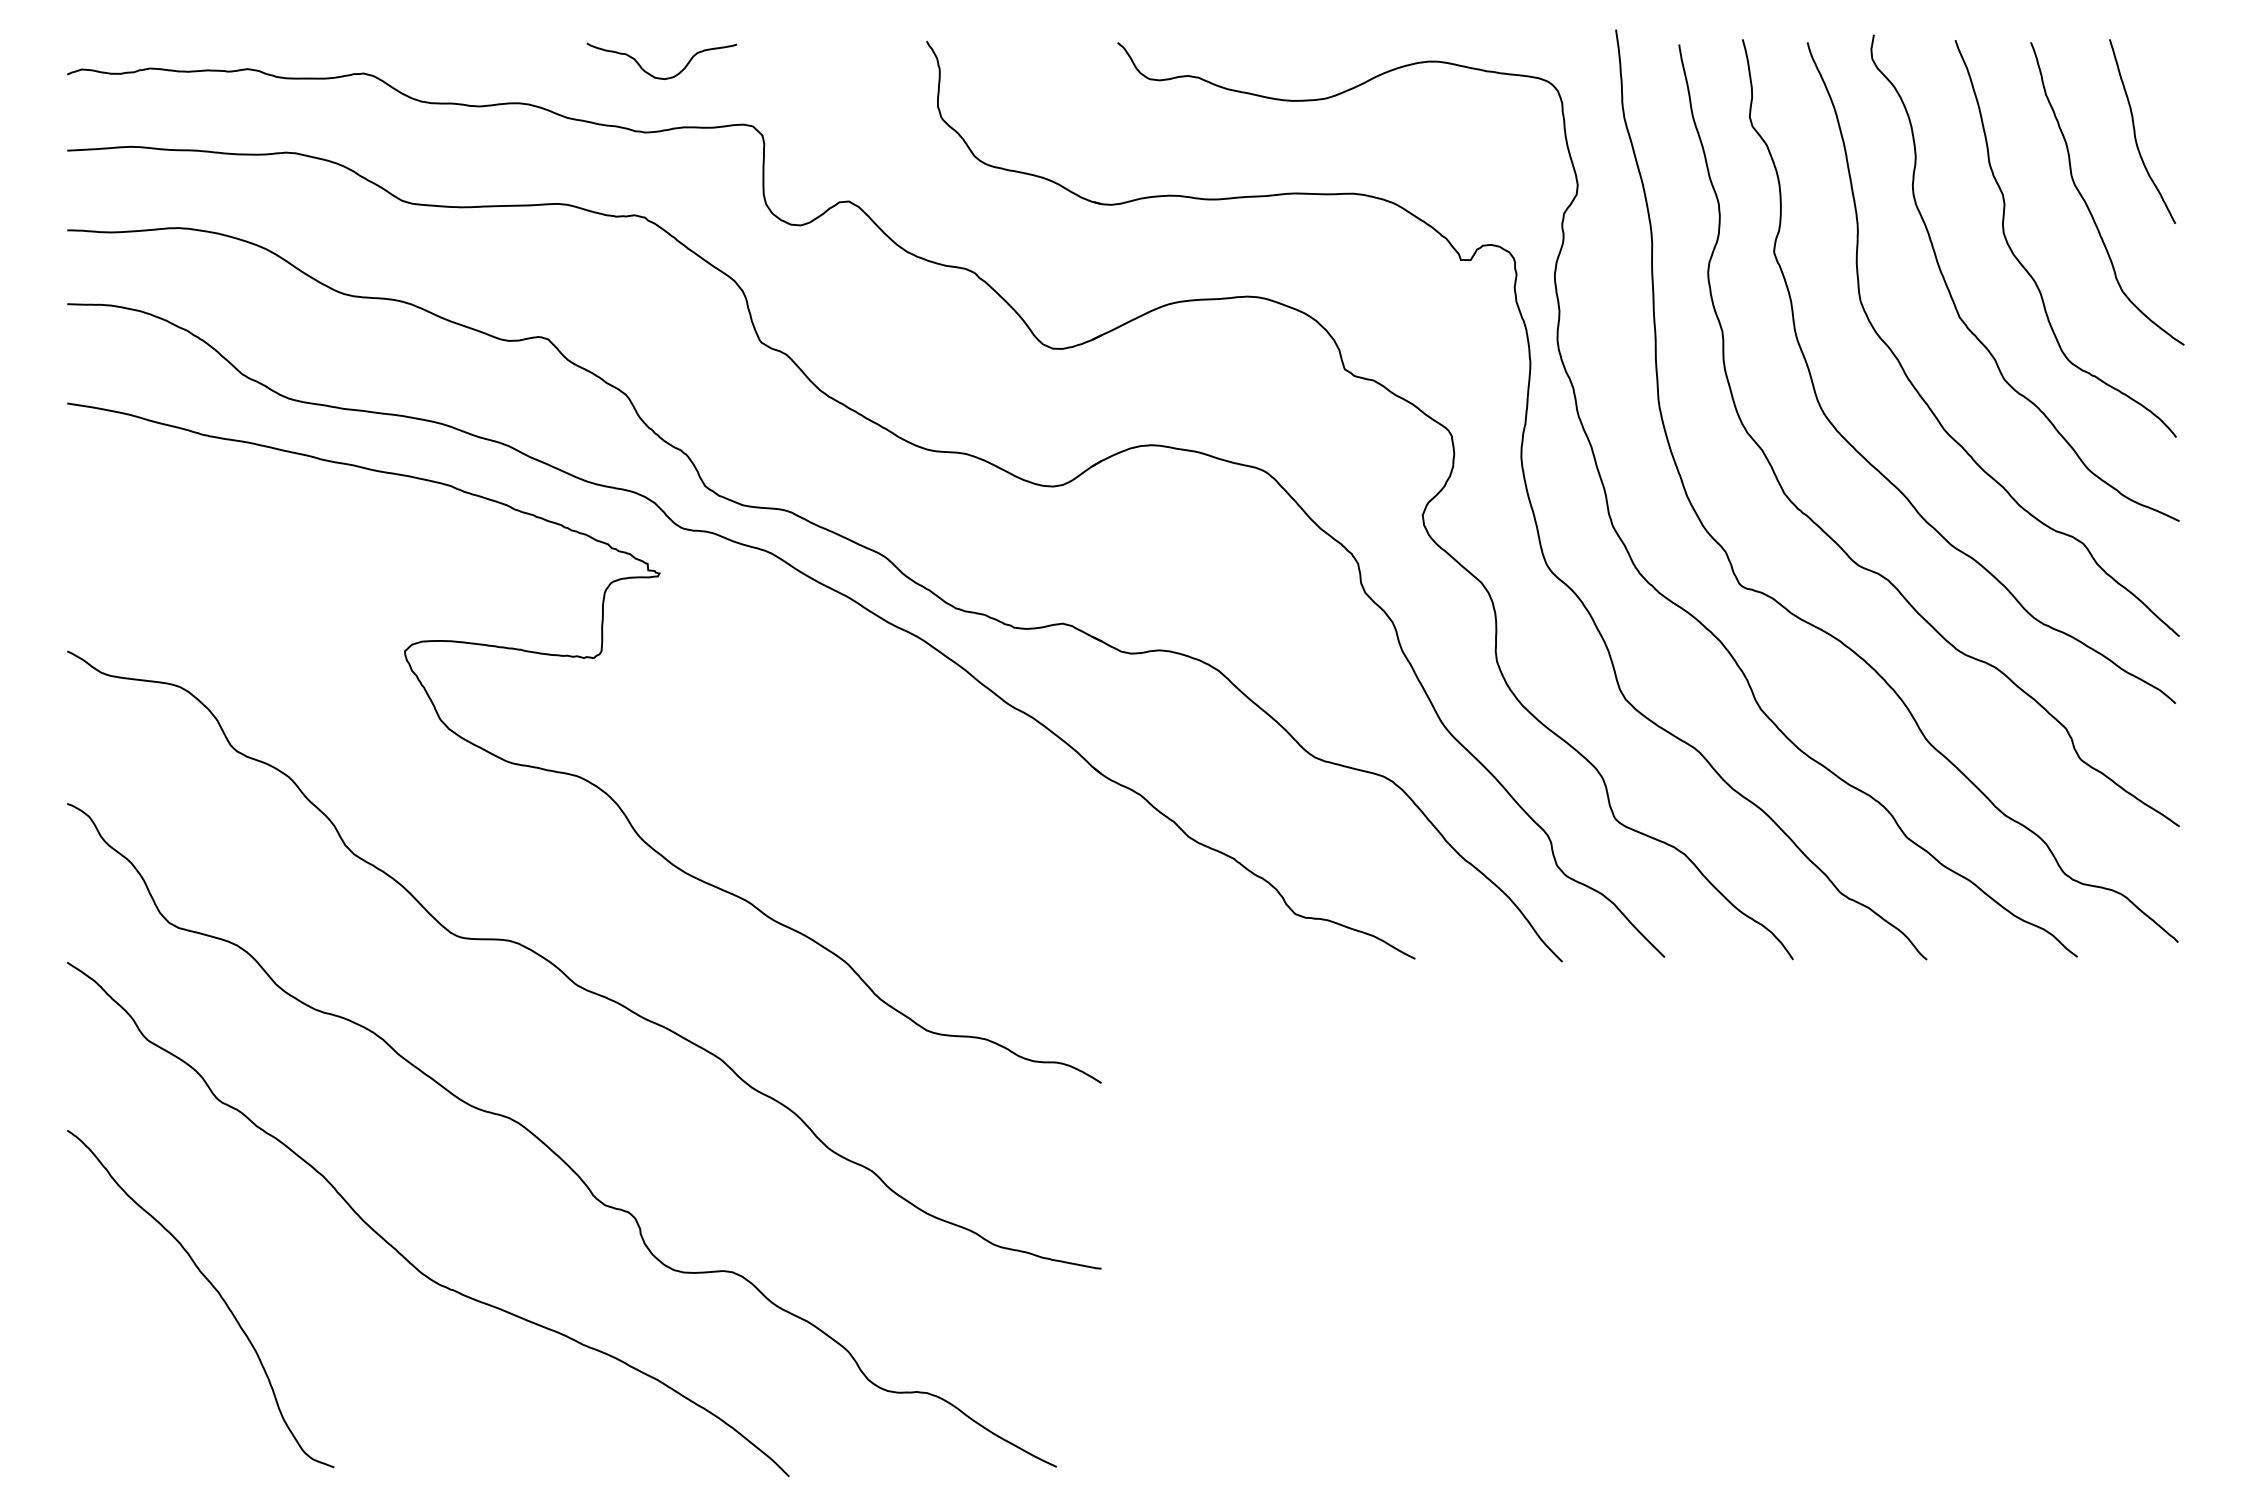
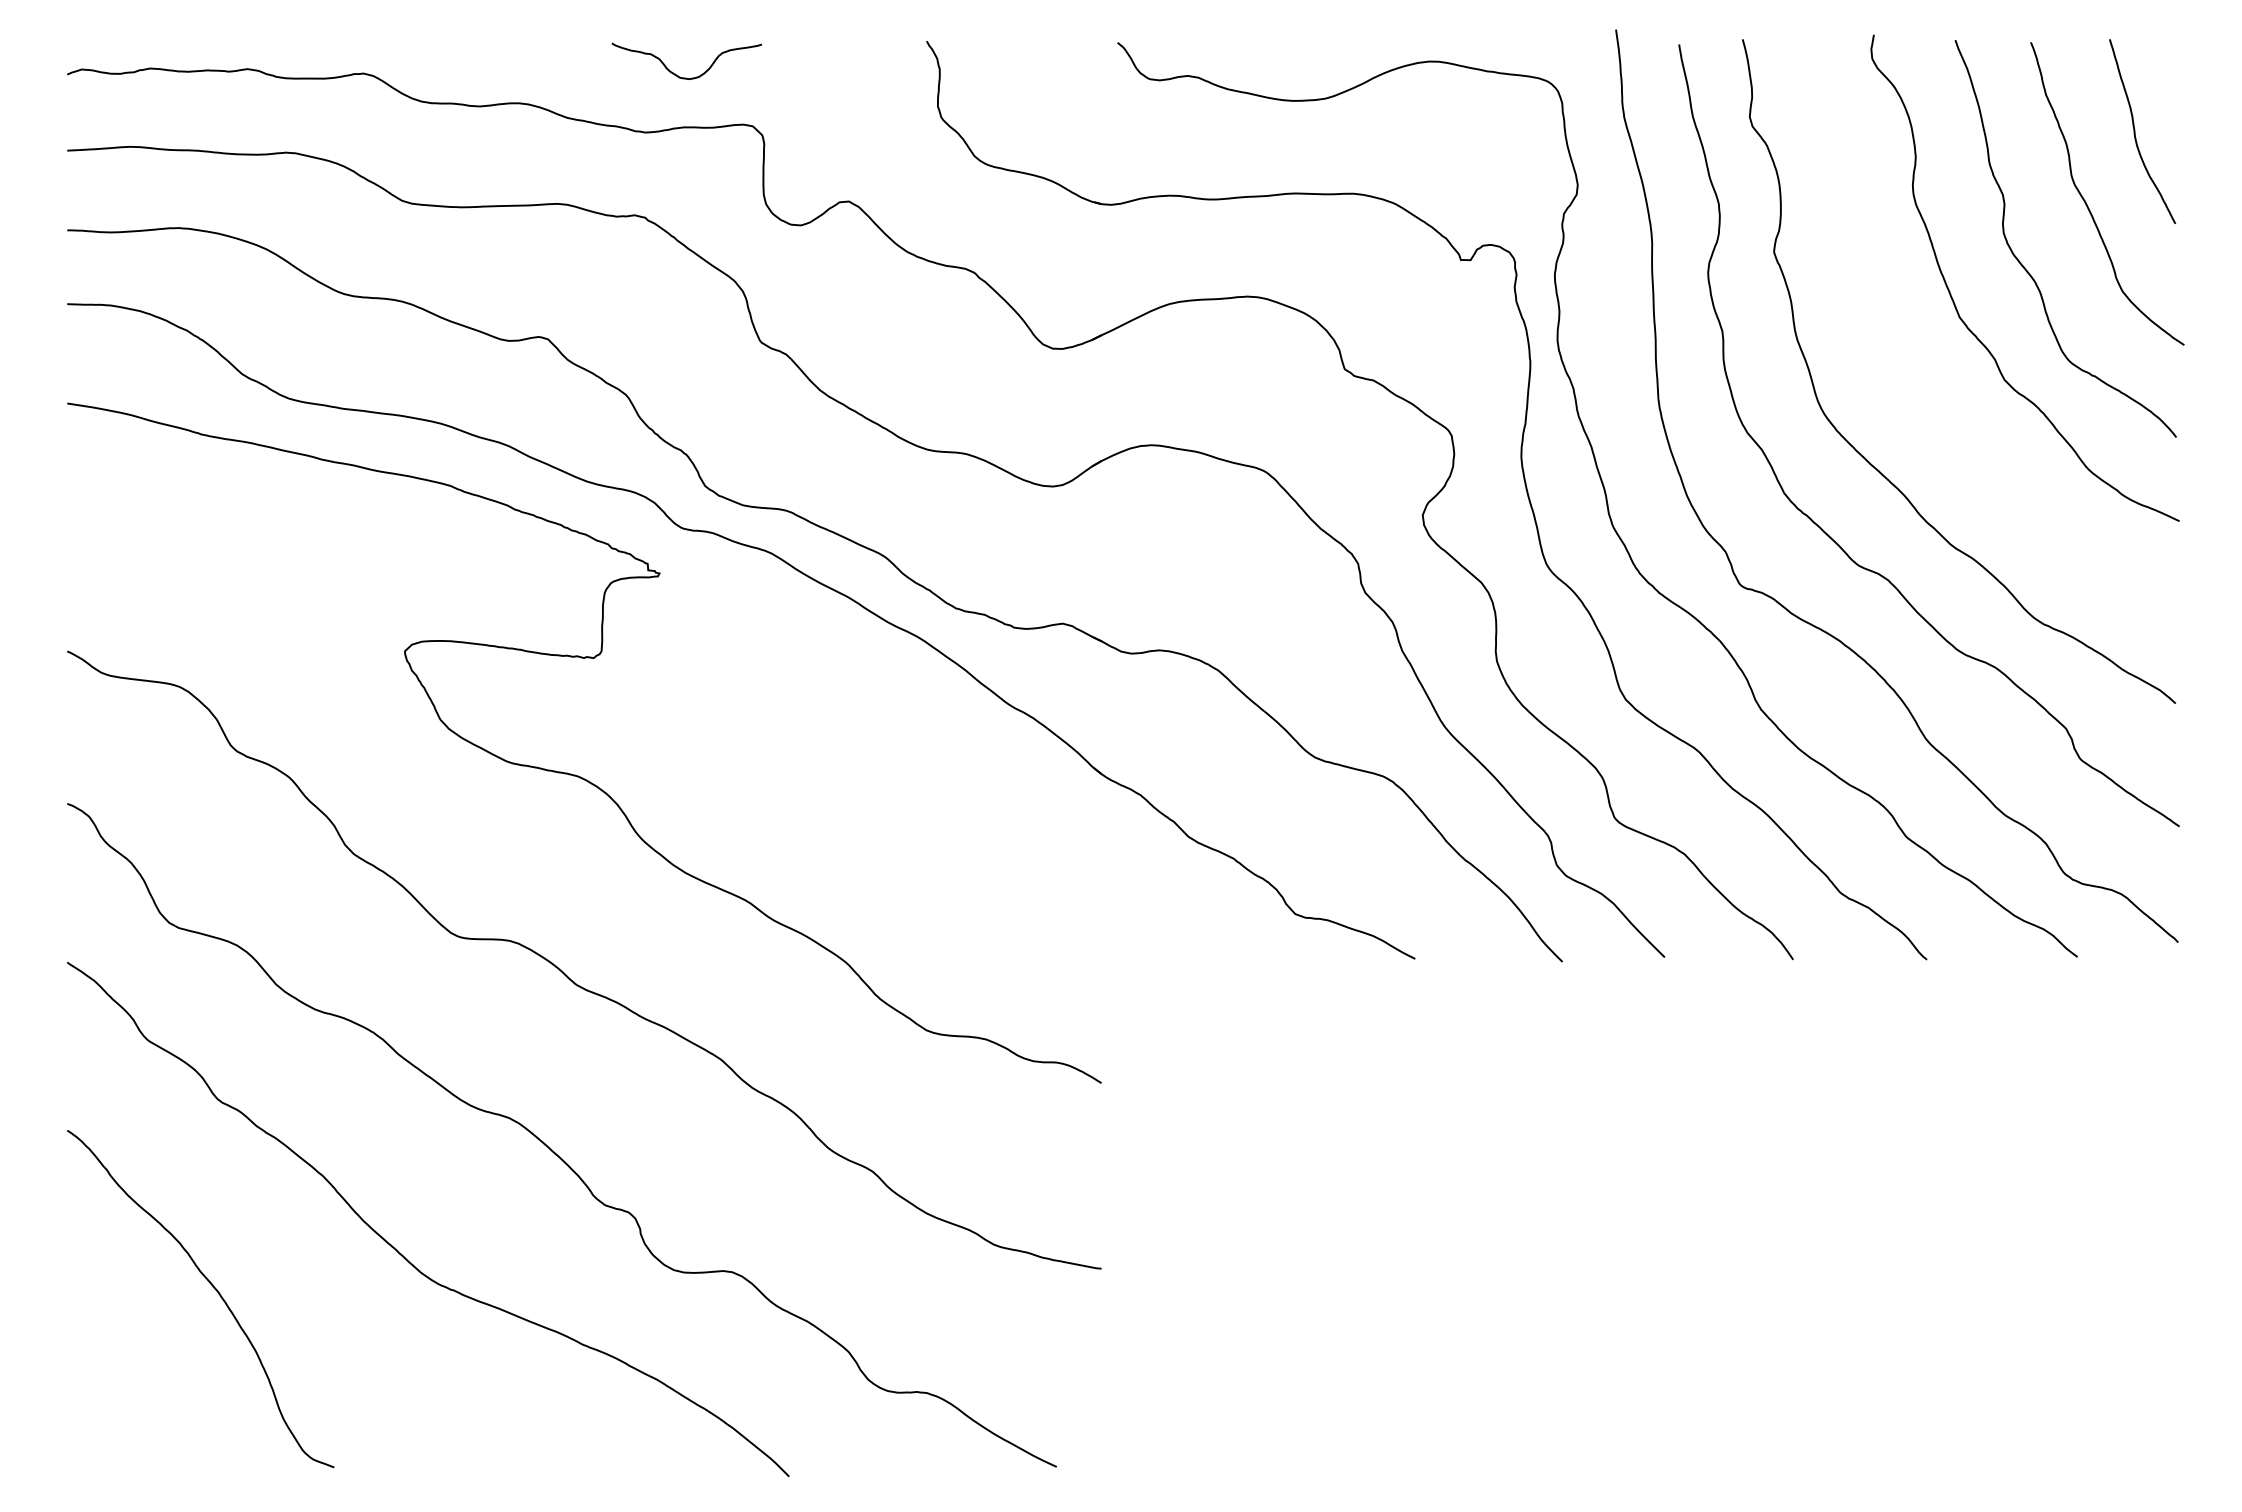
curve position: (653, 75) -> (678, 75) (678, 75)
curve: present -> none (1919, 392)
